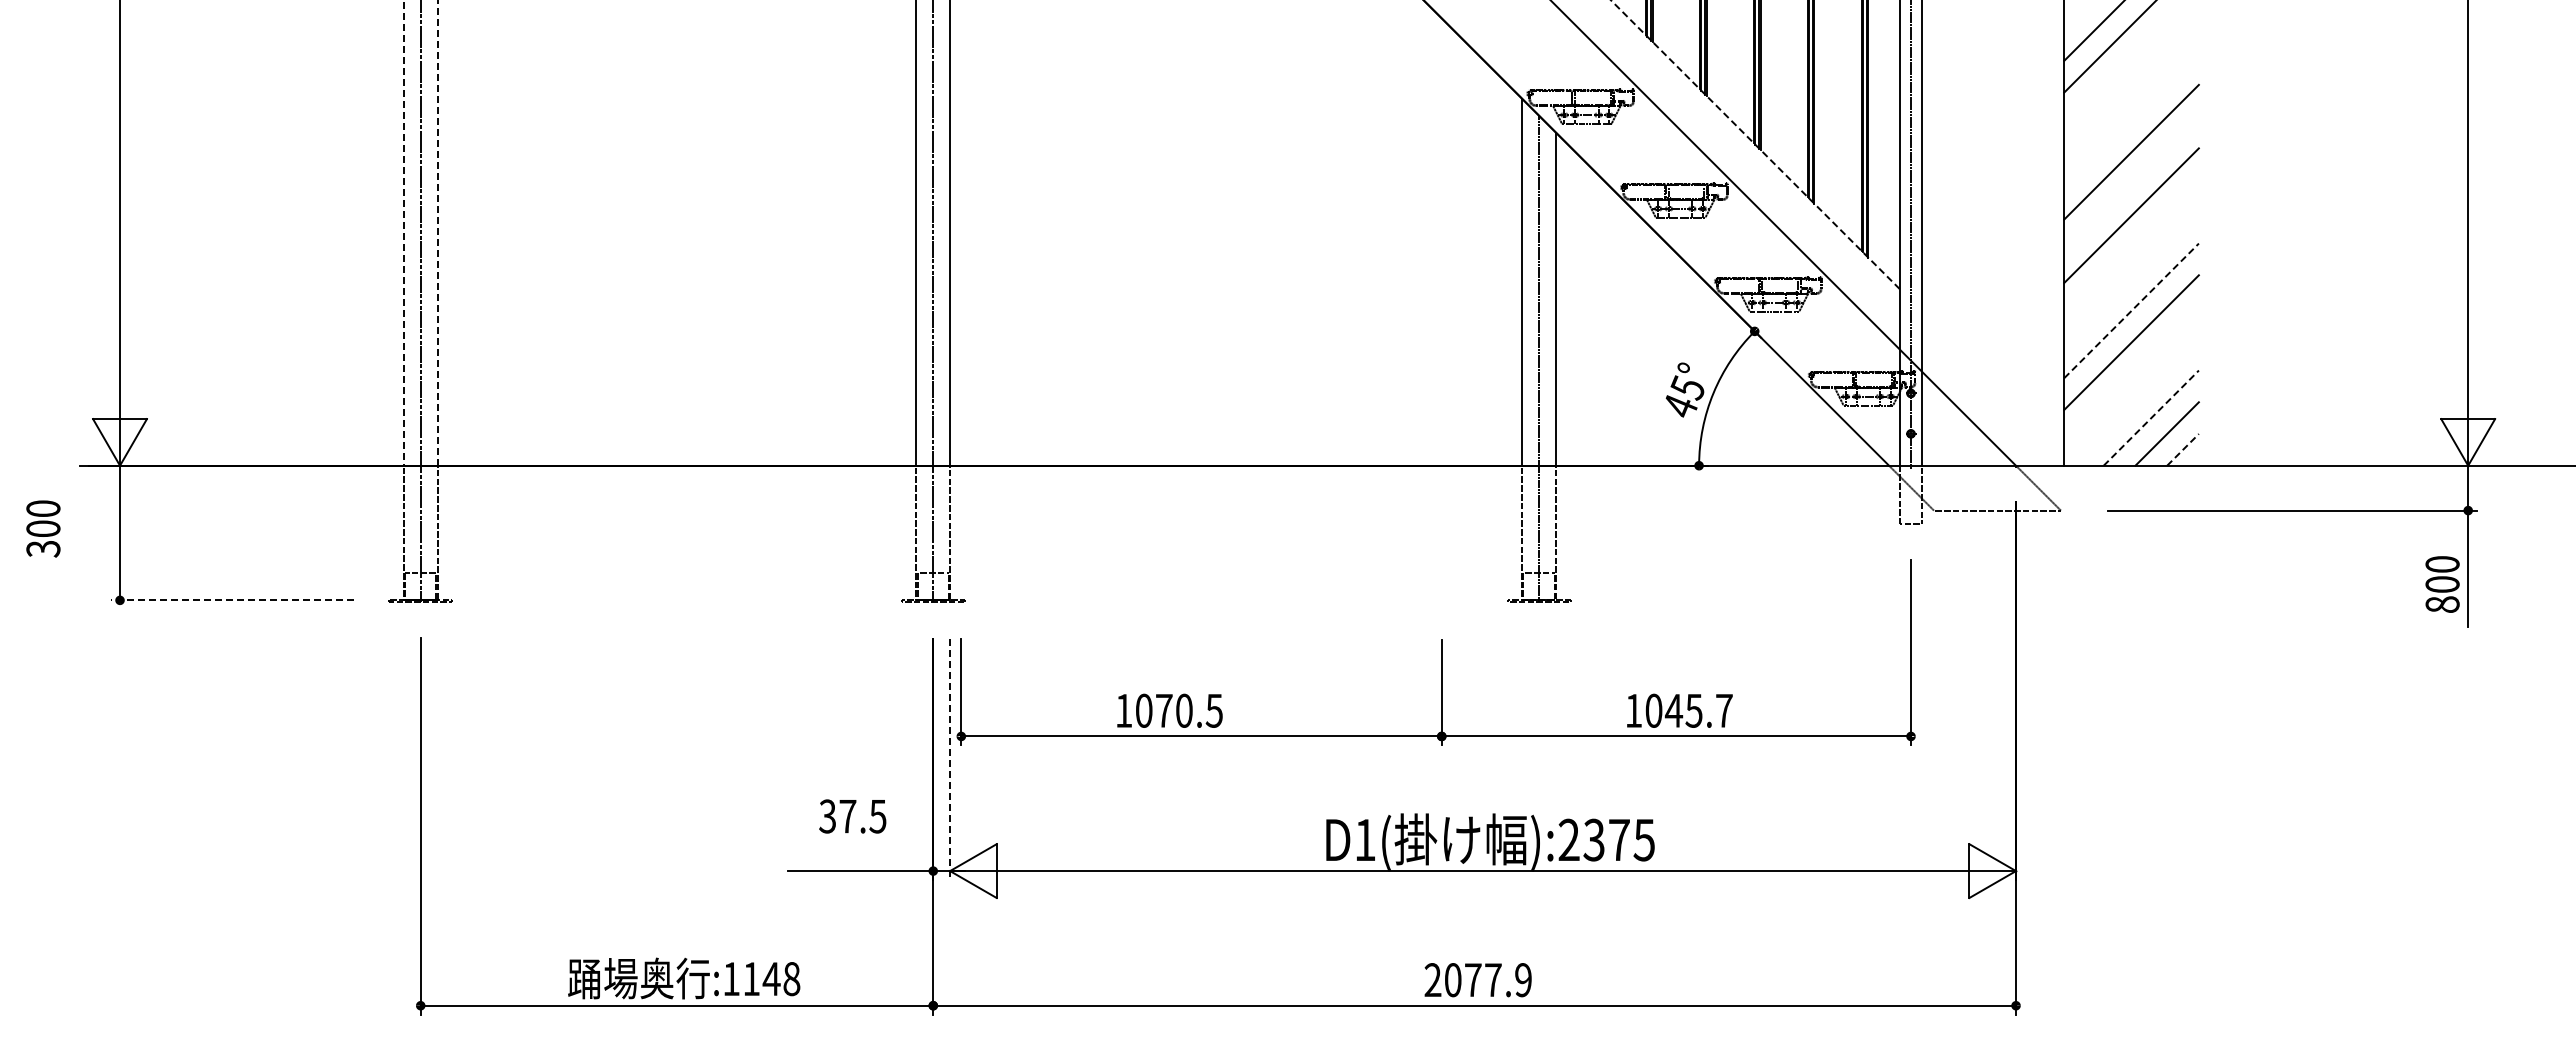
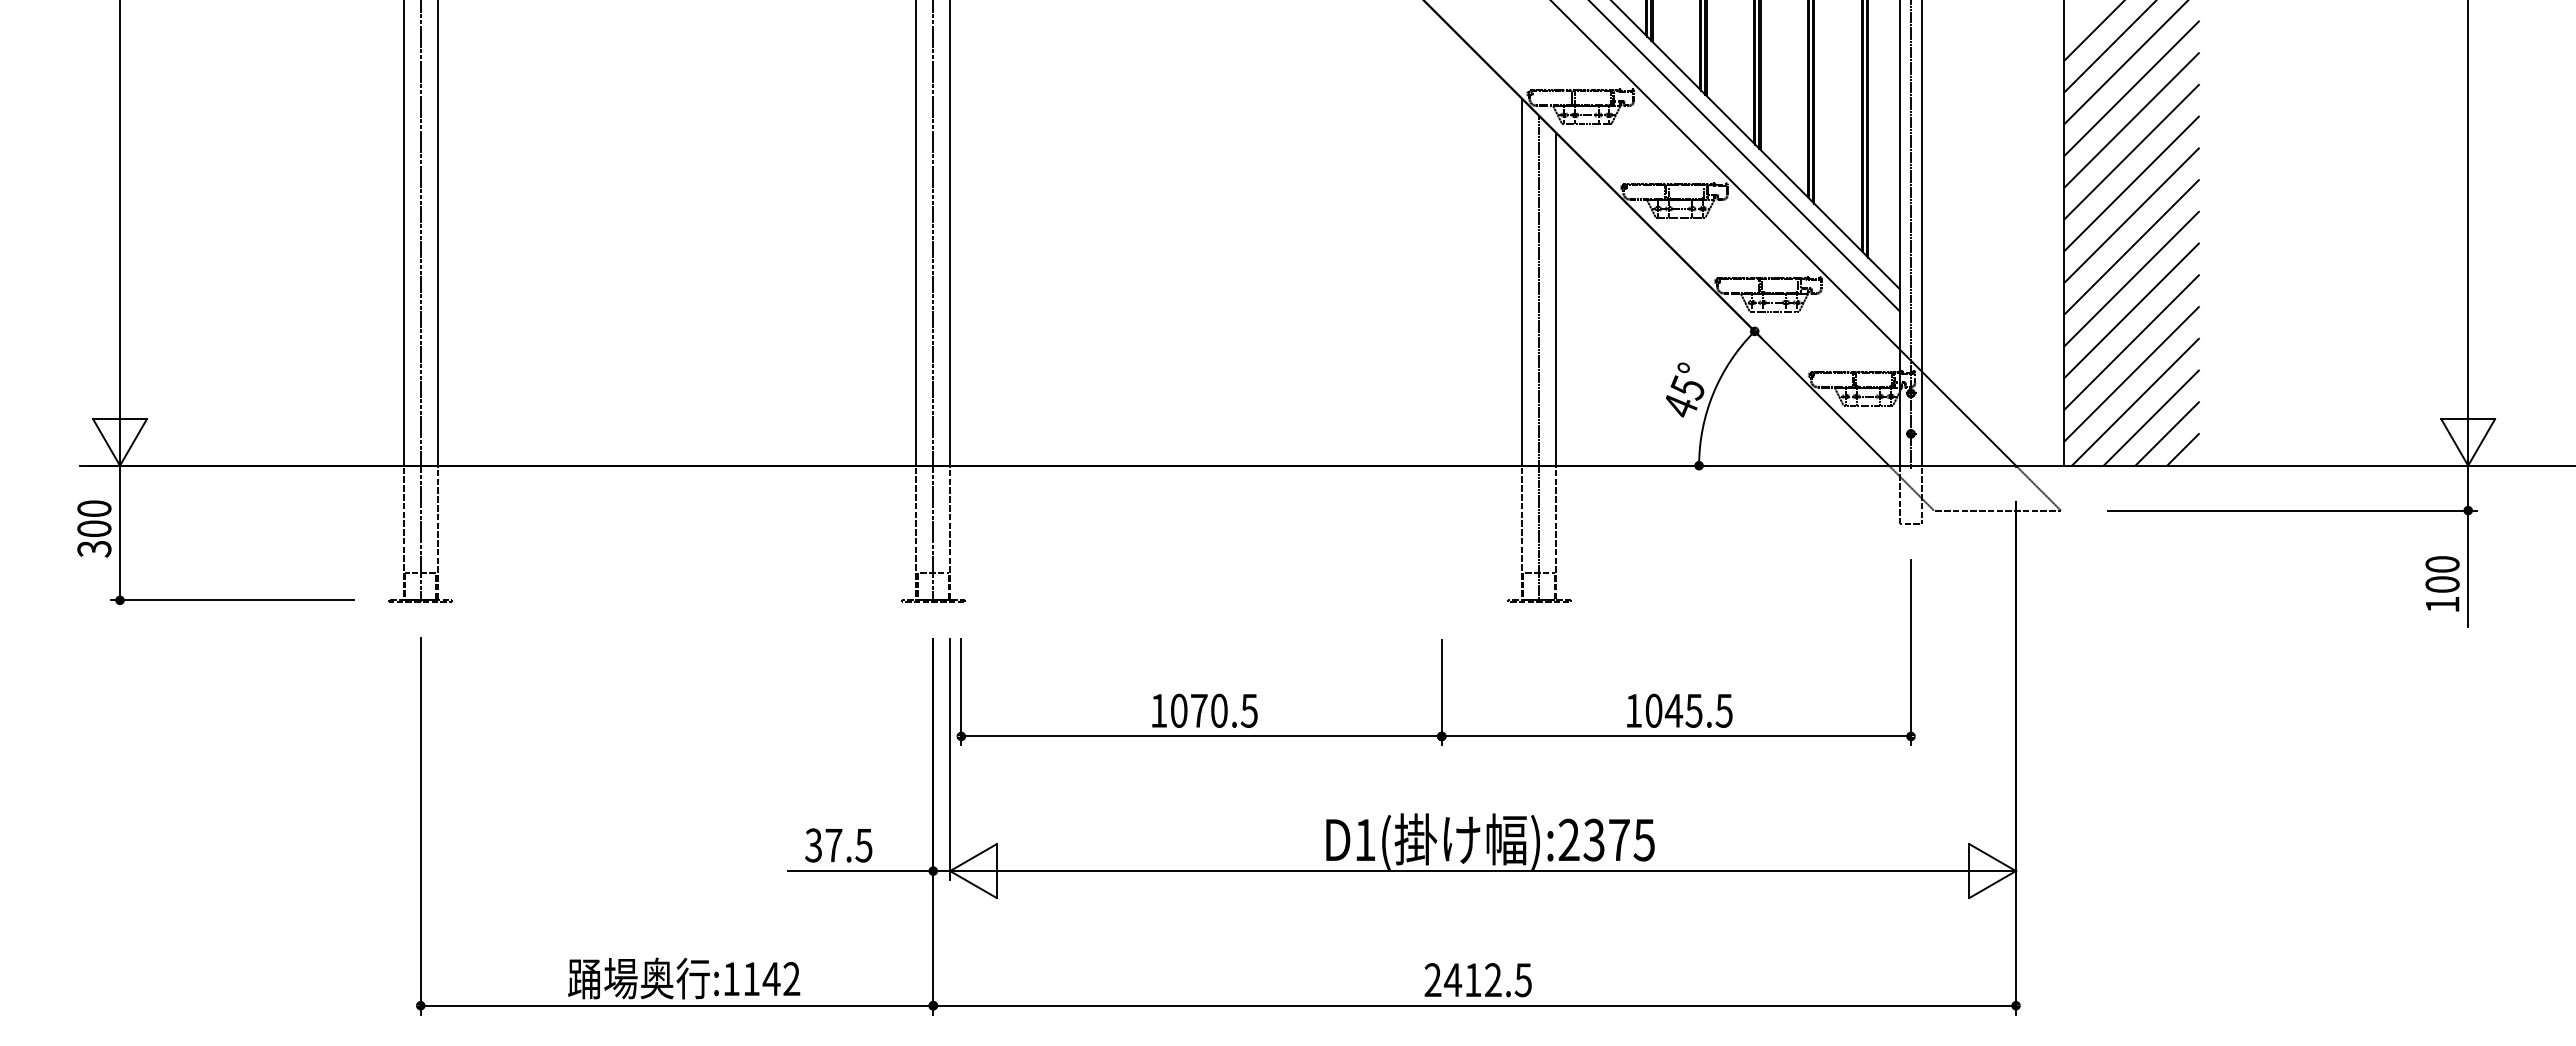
line: none -> present (2125, 63)
line: none -> present (2131, 88)
line: none -> present (2131, 120)
line: dashed -> solid (1755, 144)
line: none -> present (1745, 156)
line: none -> present (2131, 183)
line: dashed -> solid (437, 232)
line: dashed -> solid (403, 233)
line: none -> present (2131, 247)
line: none -> present (2131, 278)
line: dashed -> solid (2131, 310)
line: none -> present (2131, 374)
line: none -> present (2134, 401)
line: dashed -> solid (2151, 417)
line: dashed -> solid (2183, 449)
text position: (43, 528) -> (94, 528) (94, 528)
line: dashed -> solid (231, 600)
text: 800 -> 100 (2442, 604)
text position: (1169, 710) -> (1204, 710) (1204, 710)
text: 1045.7 -> 1045.5 (1723, 710)
line: dashed -> solid (950, 760)
text position: (852, 816) -> (838, 845) (838, 845)
text: :1148 -> :1142 (791, 979)
text: 2077.9 -> 2412.5 (1487, 980)
